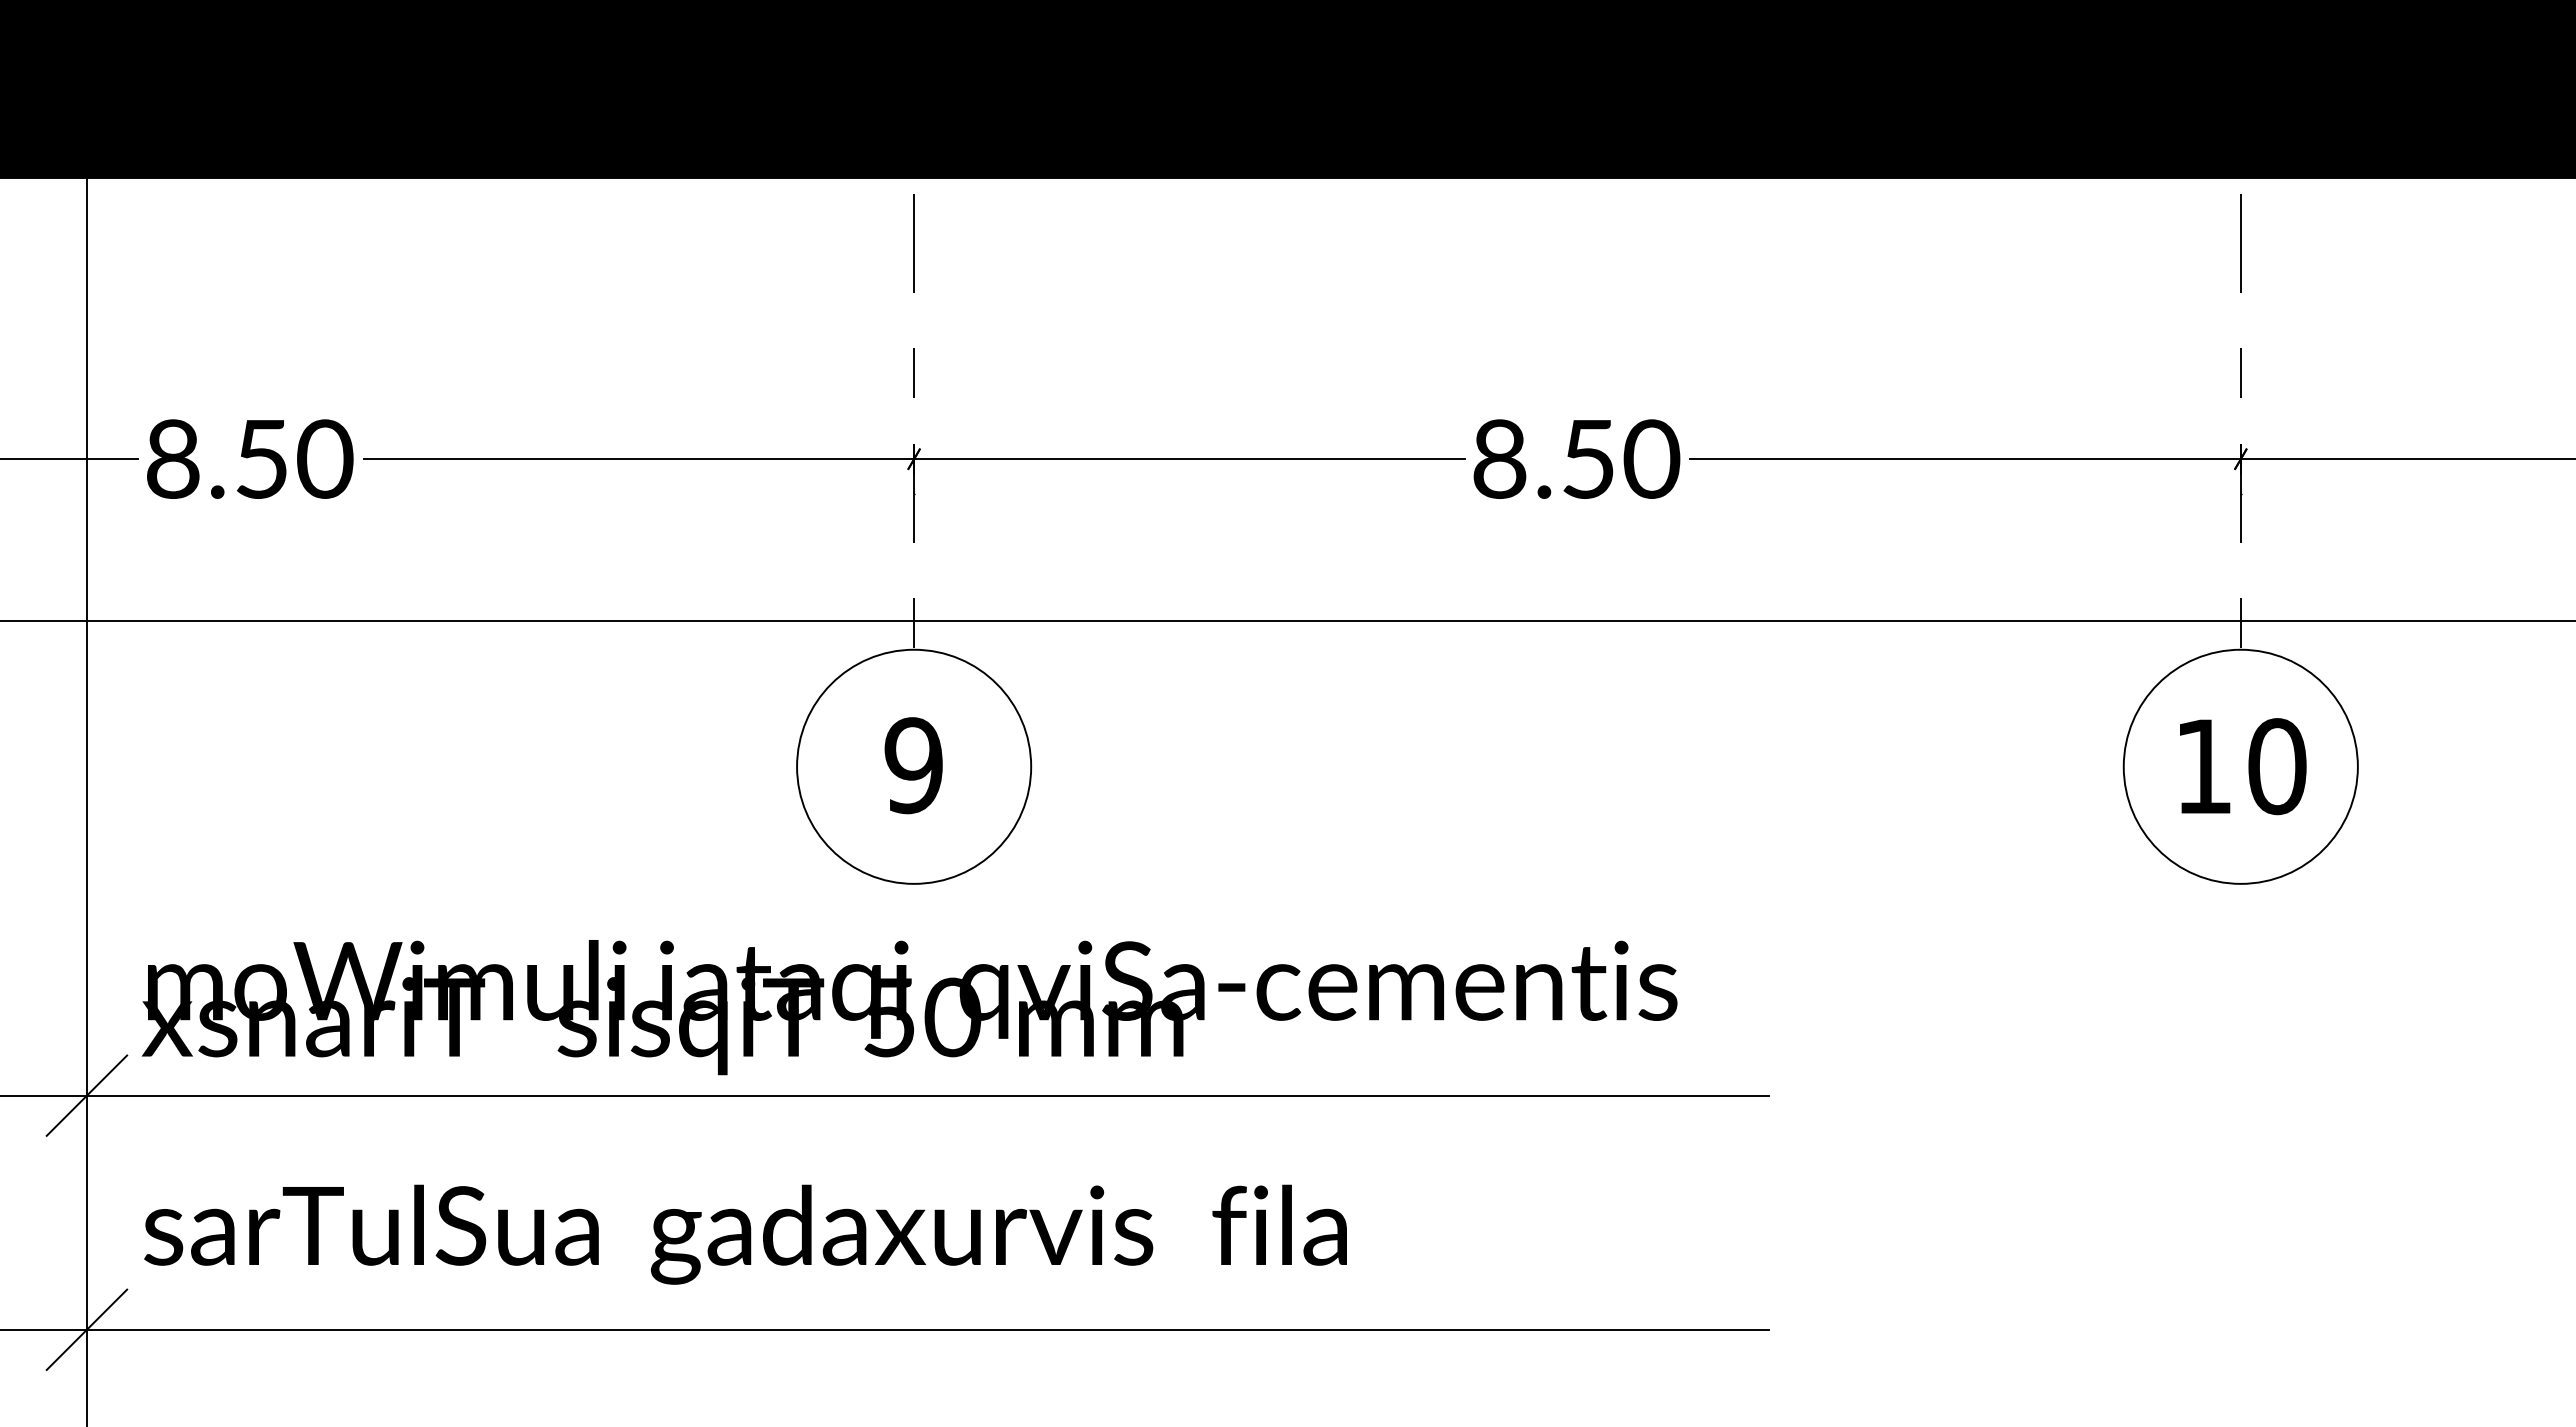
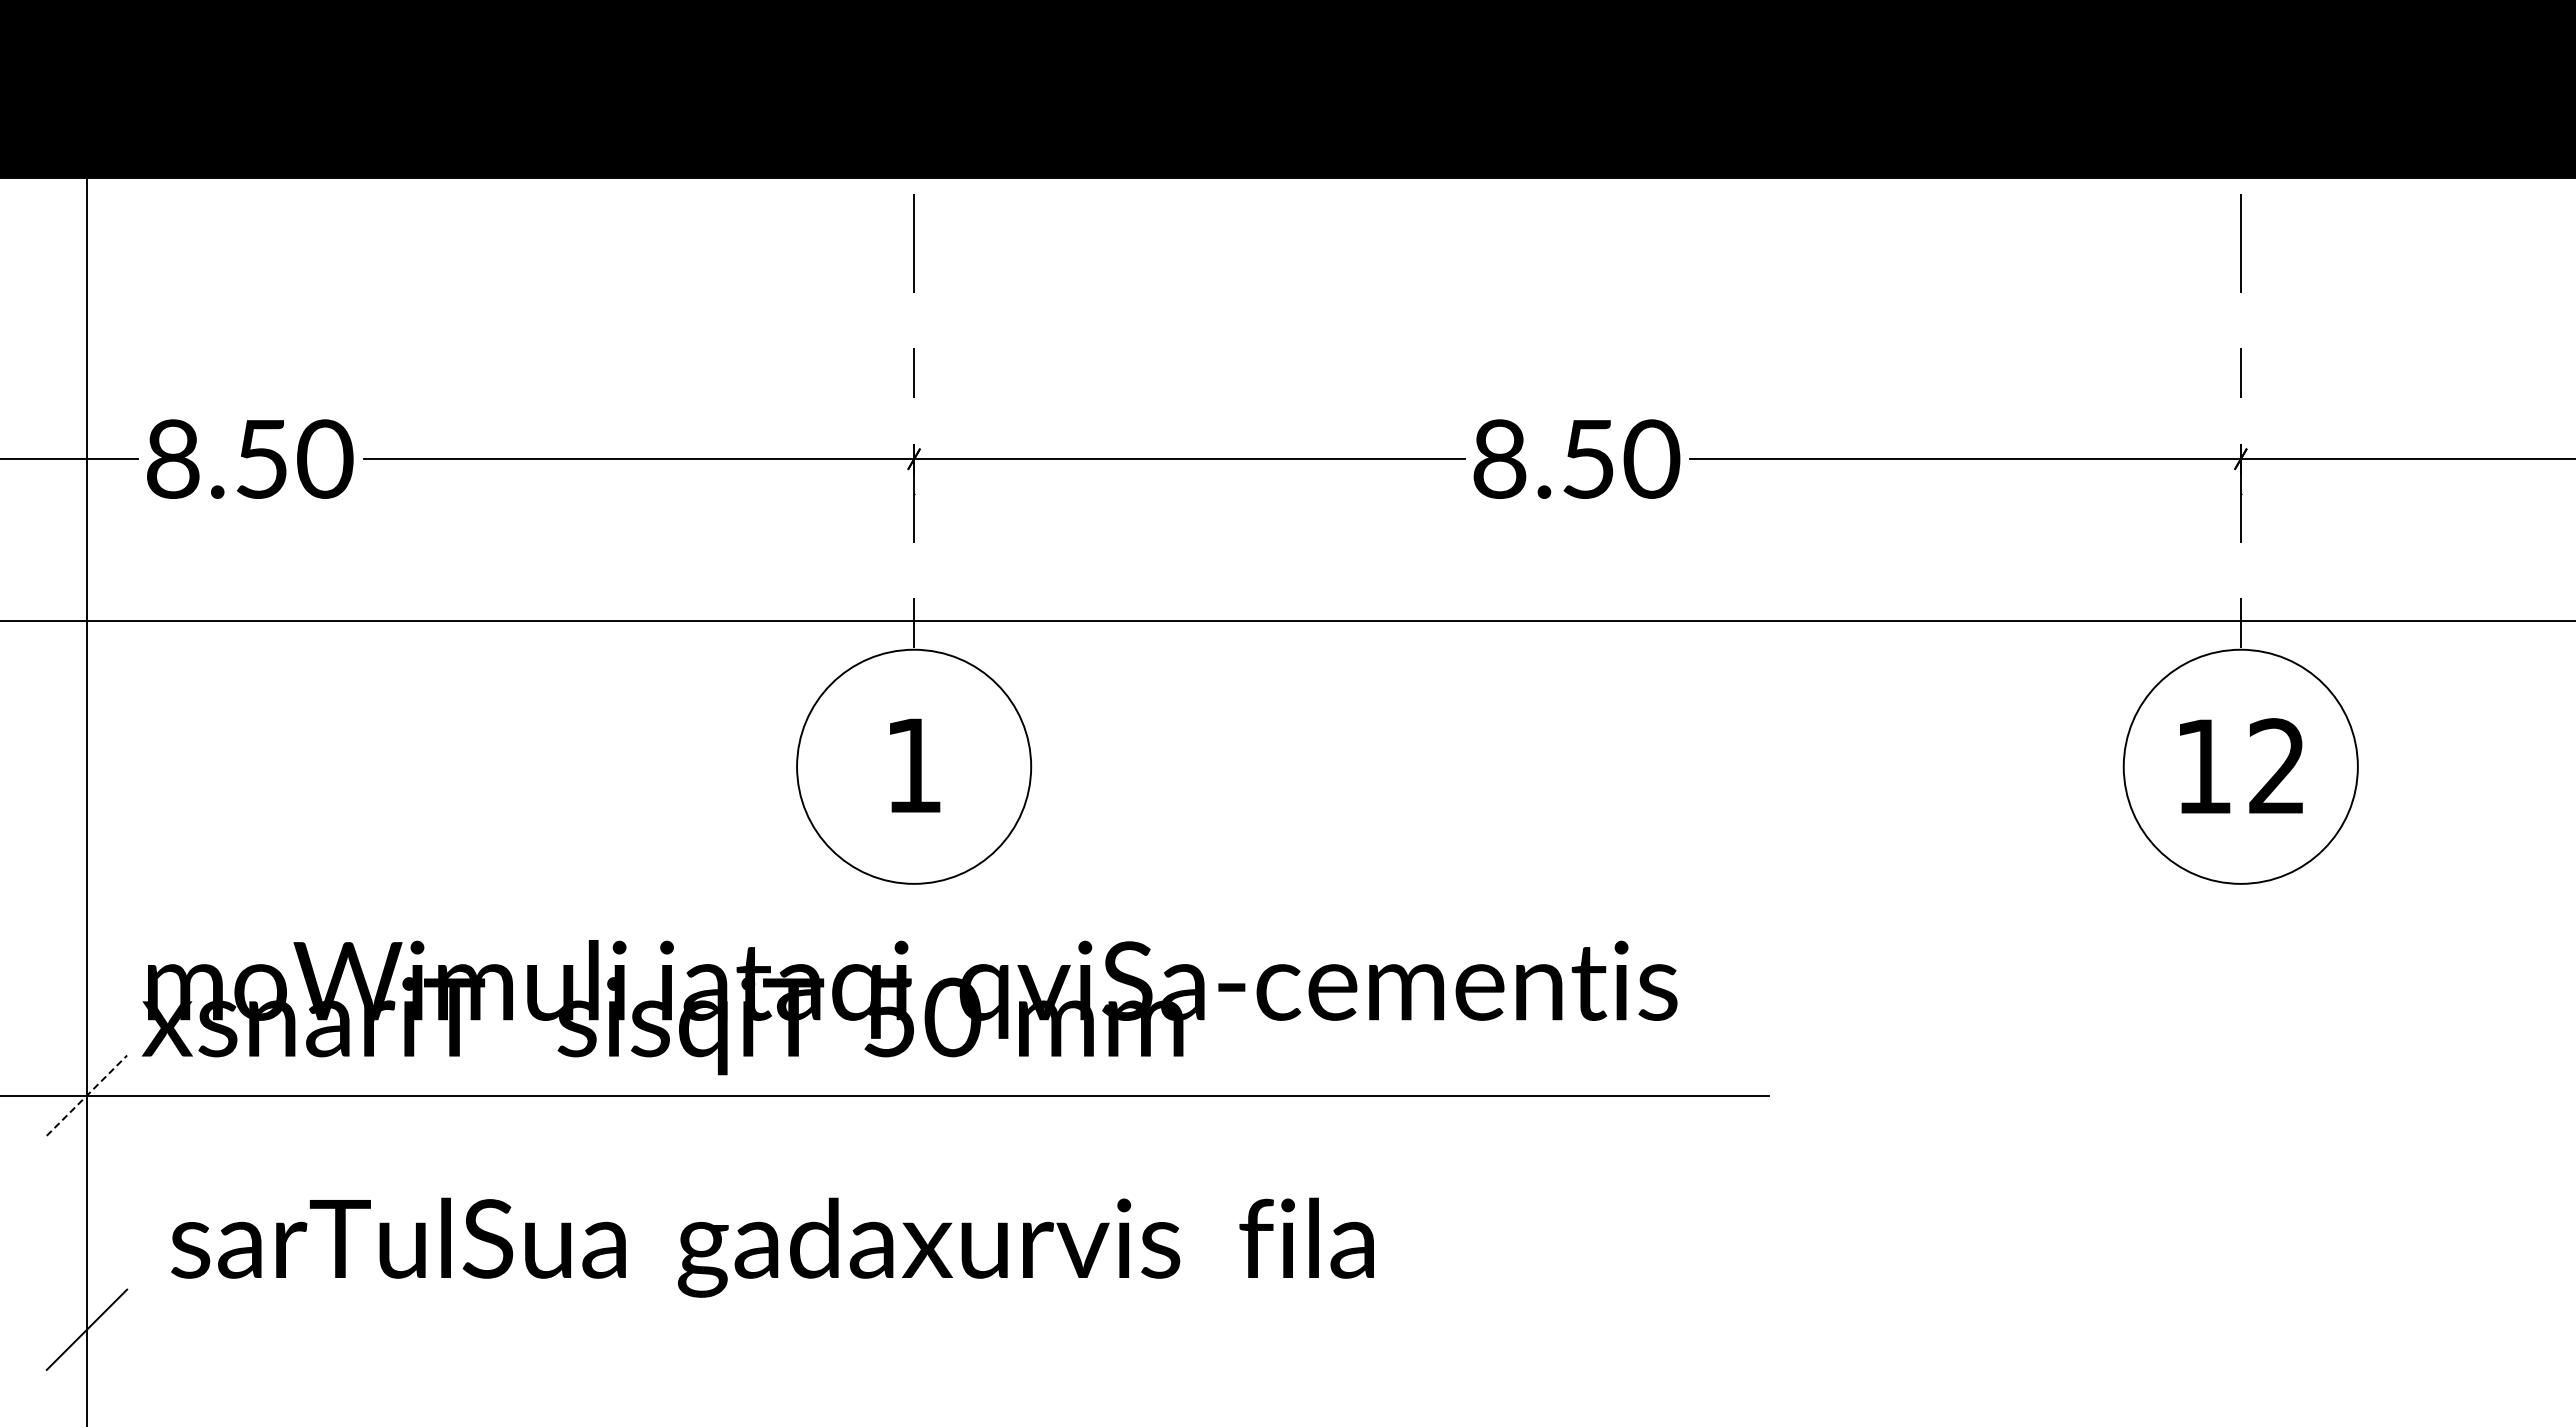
text: 9 -> 1 (913, 765)
text: 10 -> 12 (2277, 766)
line: solid -> dashed (86, 1095)
text position: (745, 1234) -> (772, 1247) (772, 1247)
line: present -> none (885, 1329)
